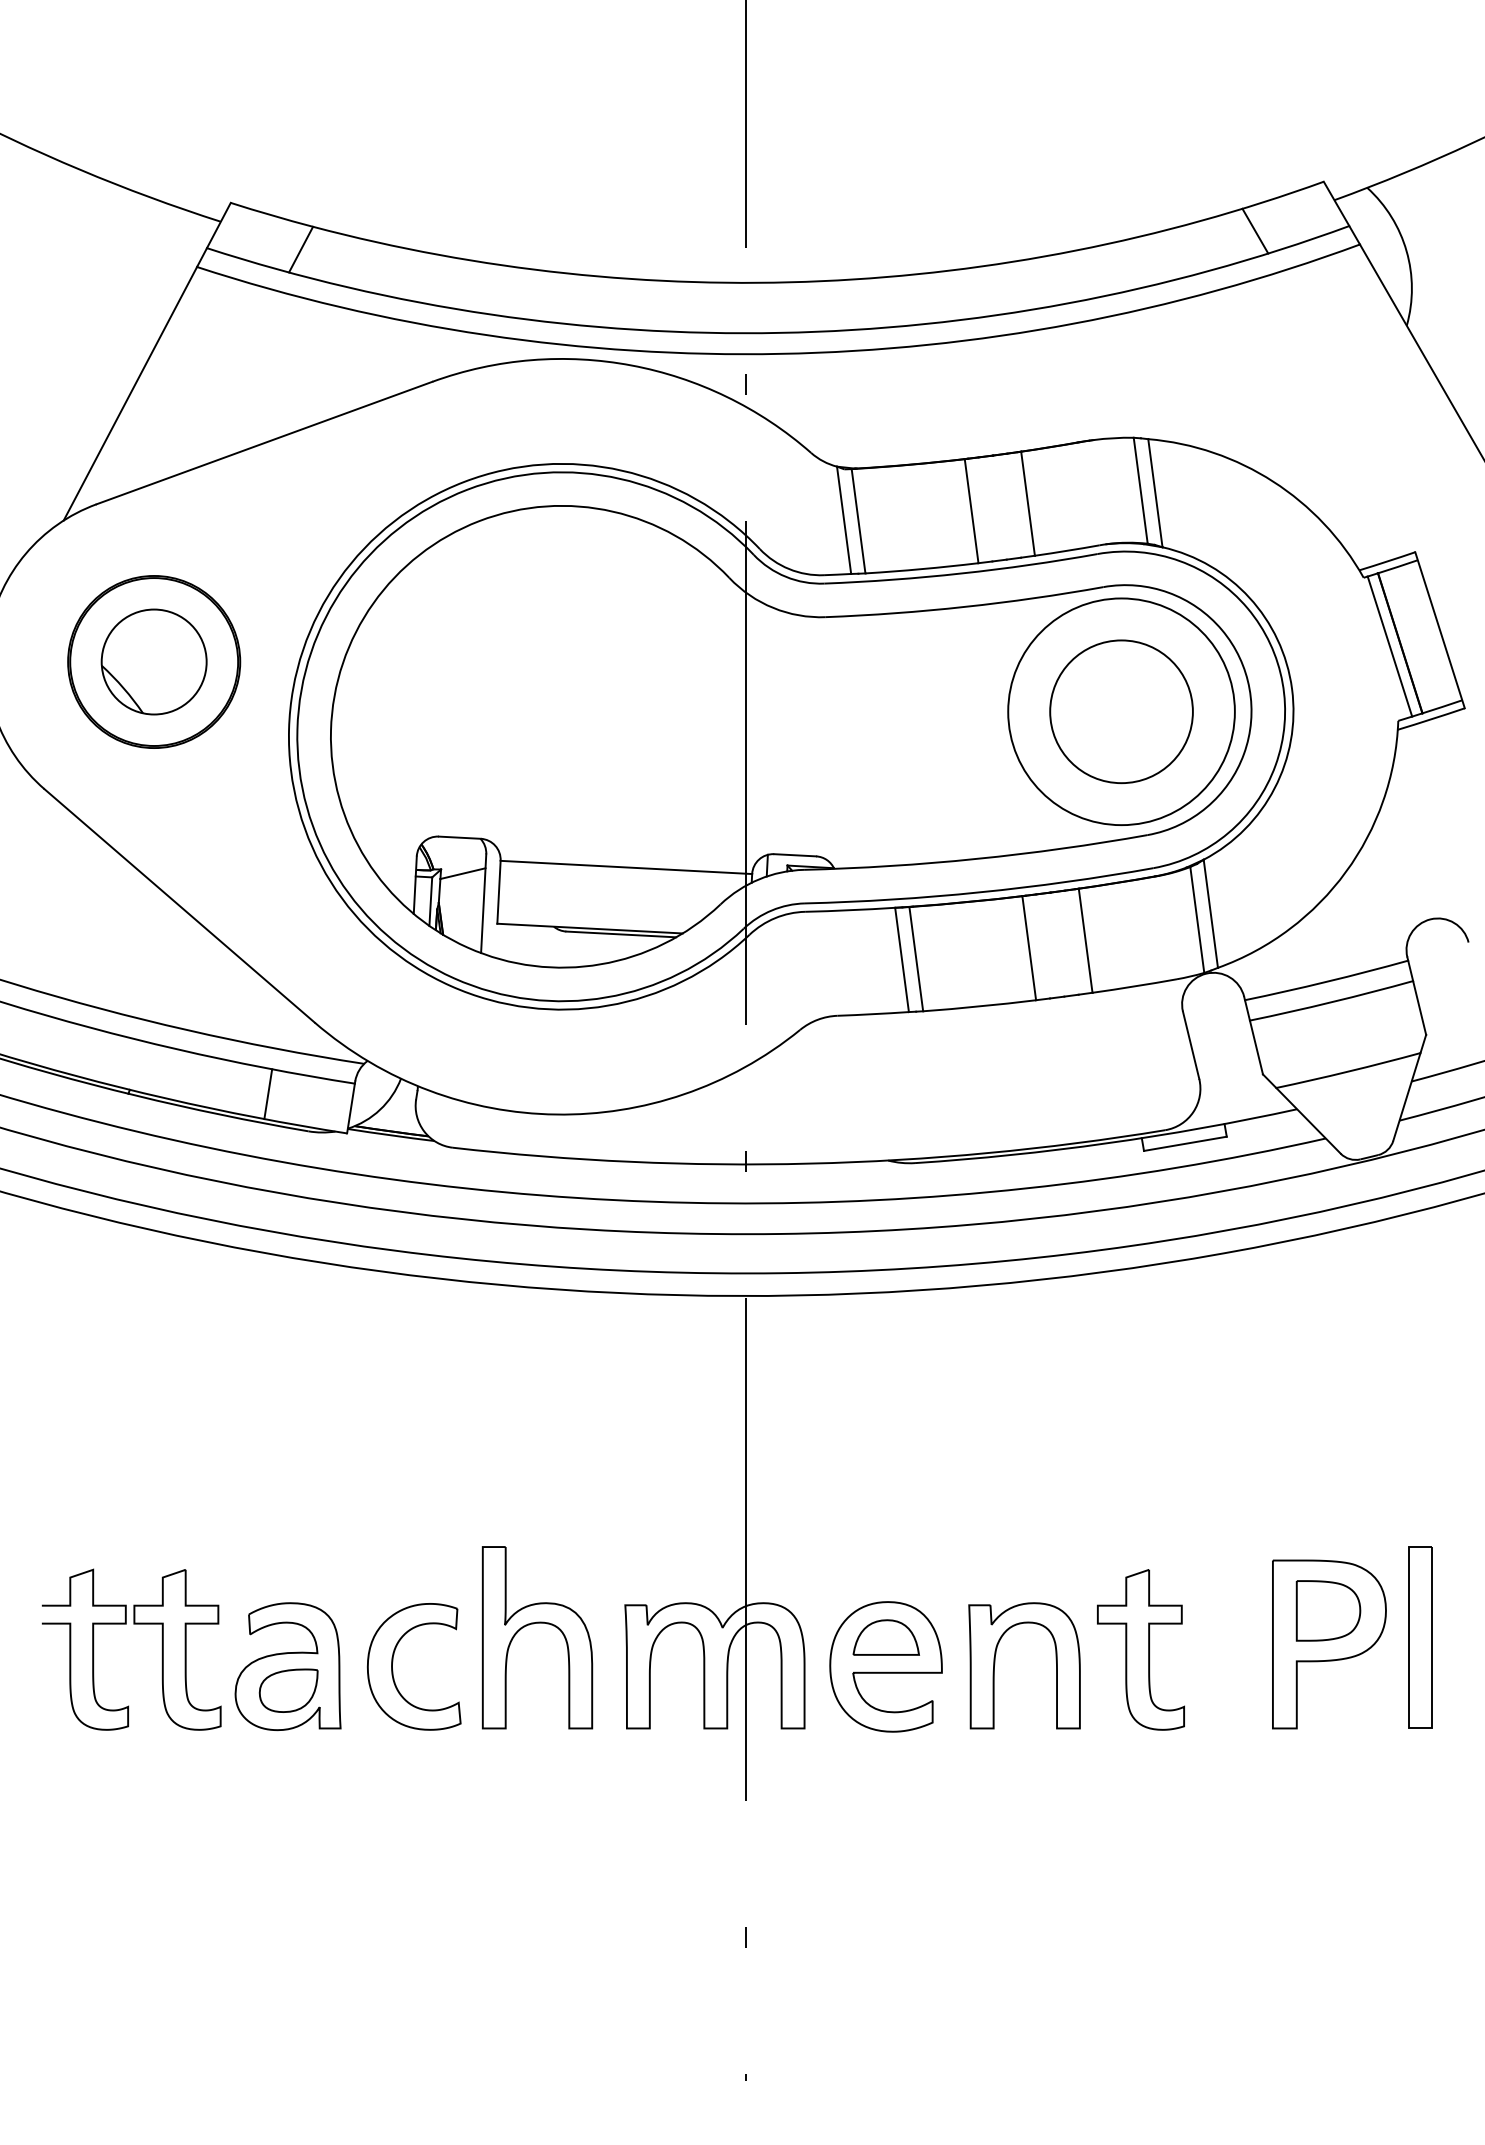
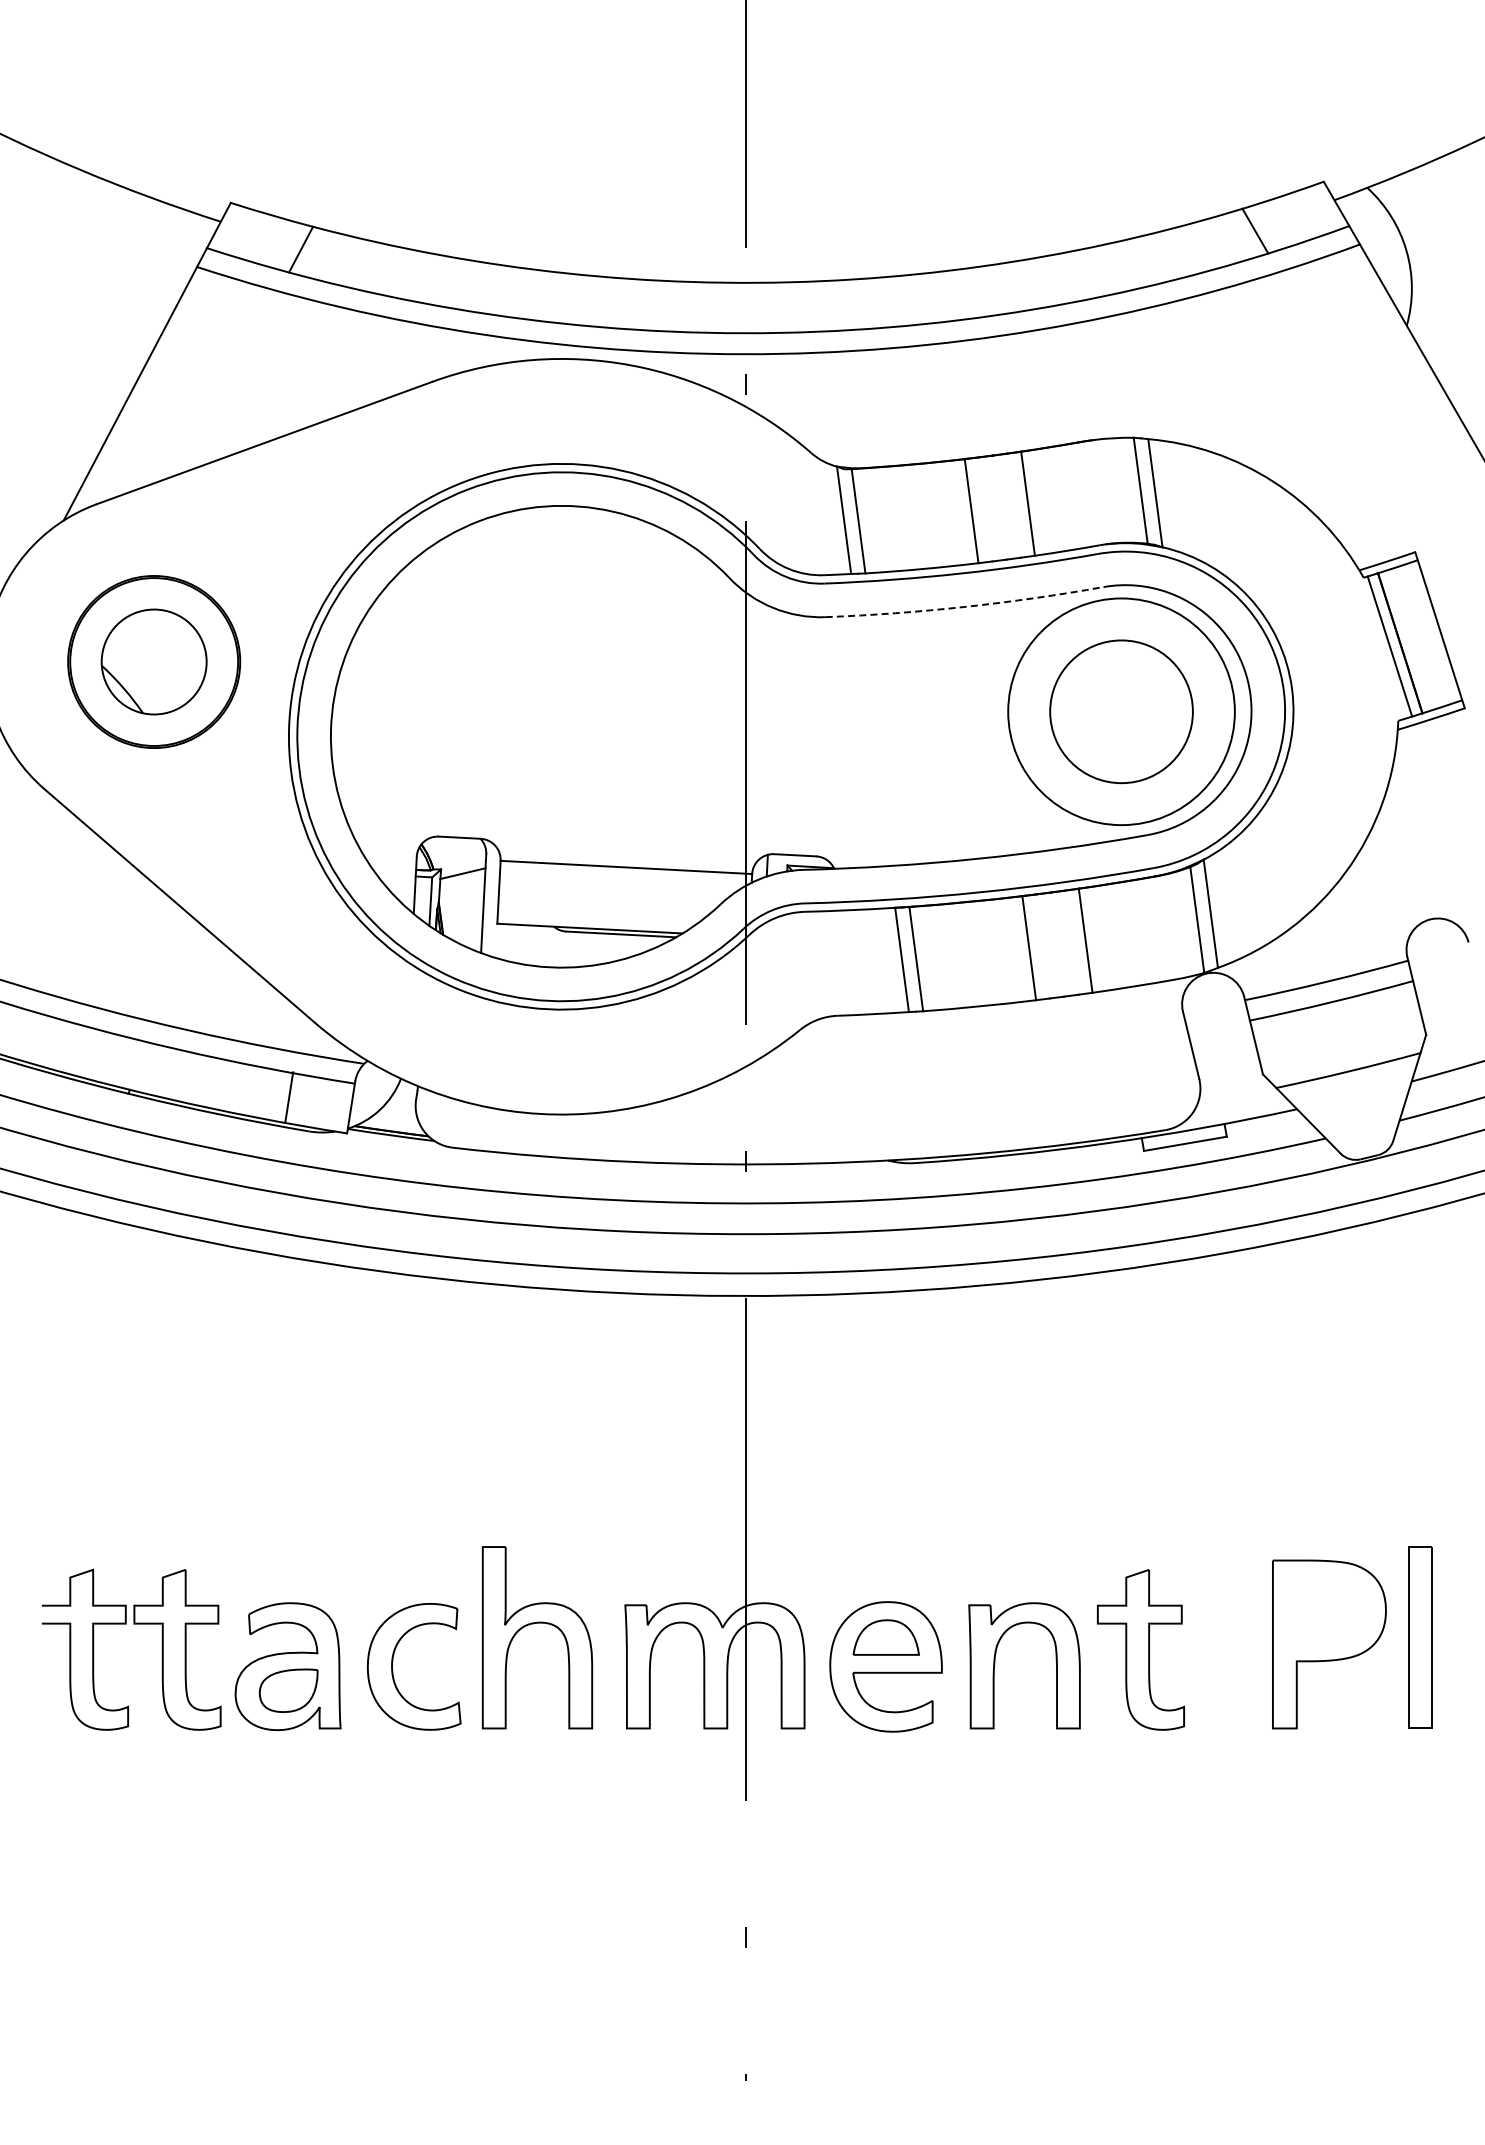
arc: solid -> dashed (965, 606)
line position: (268, 1094) -> (289, 1097) (289, 1097)
part: present -> none (1328, 1610)
